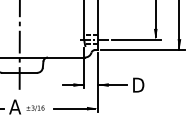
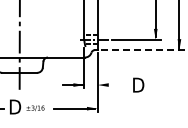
line: solid -> dashed (142, 50)
line: present -> none (111, 85)
text: A -> D (15, 106)
